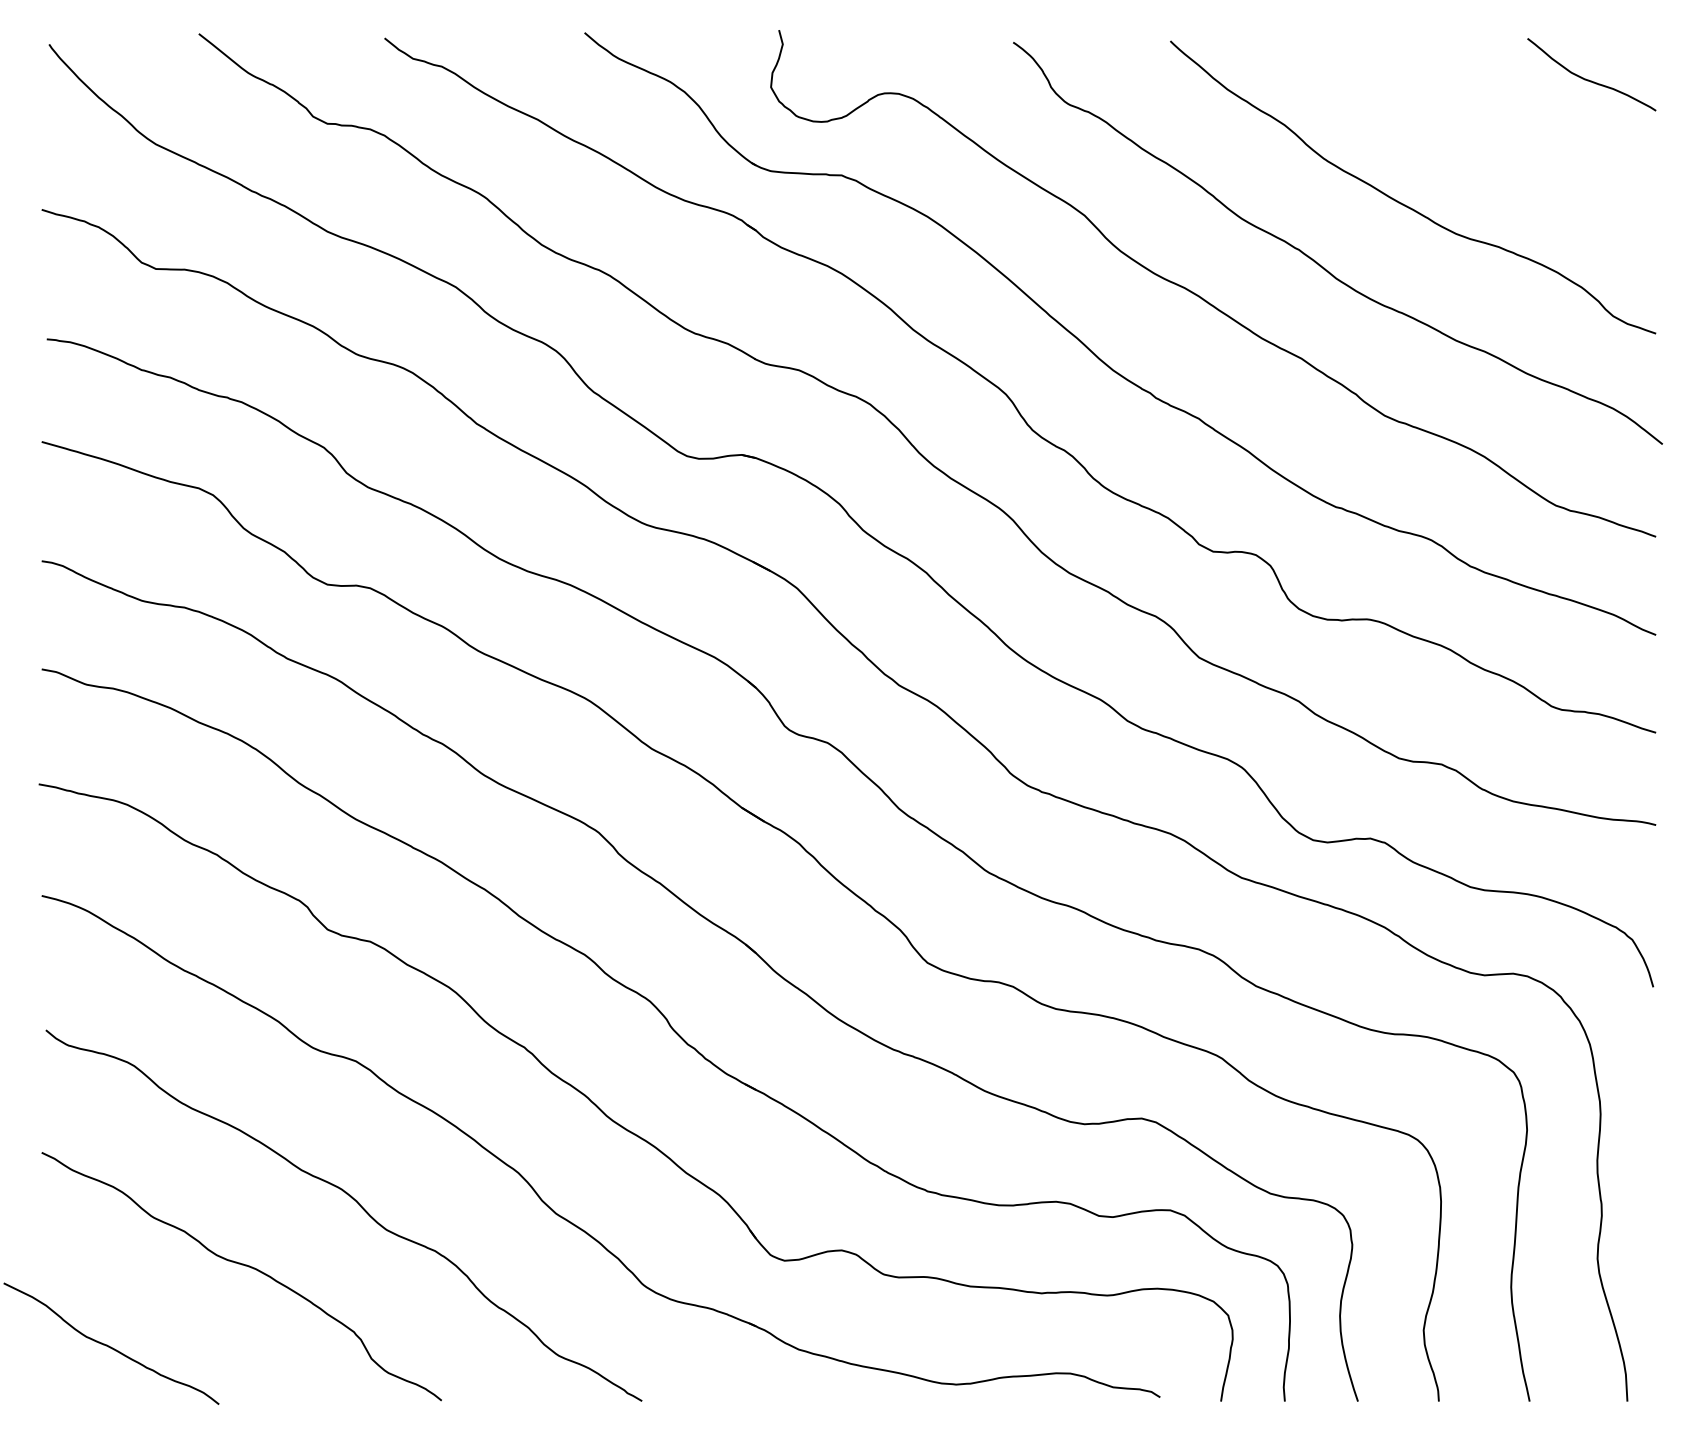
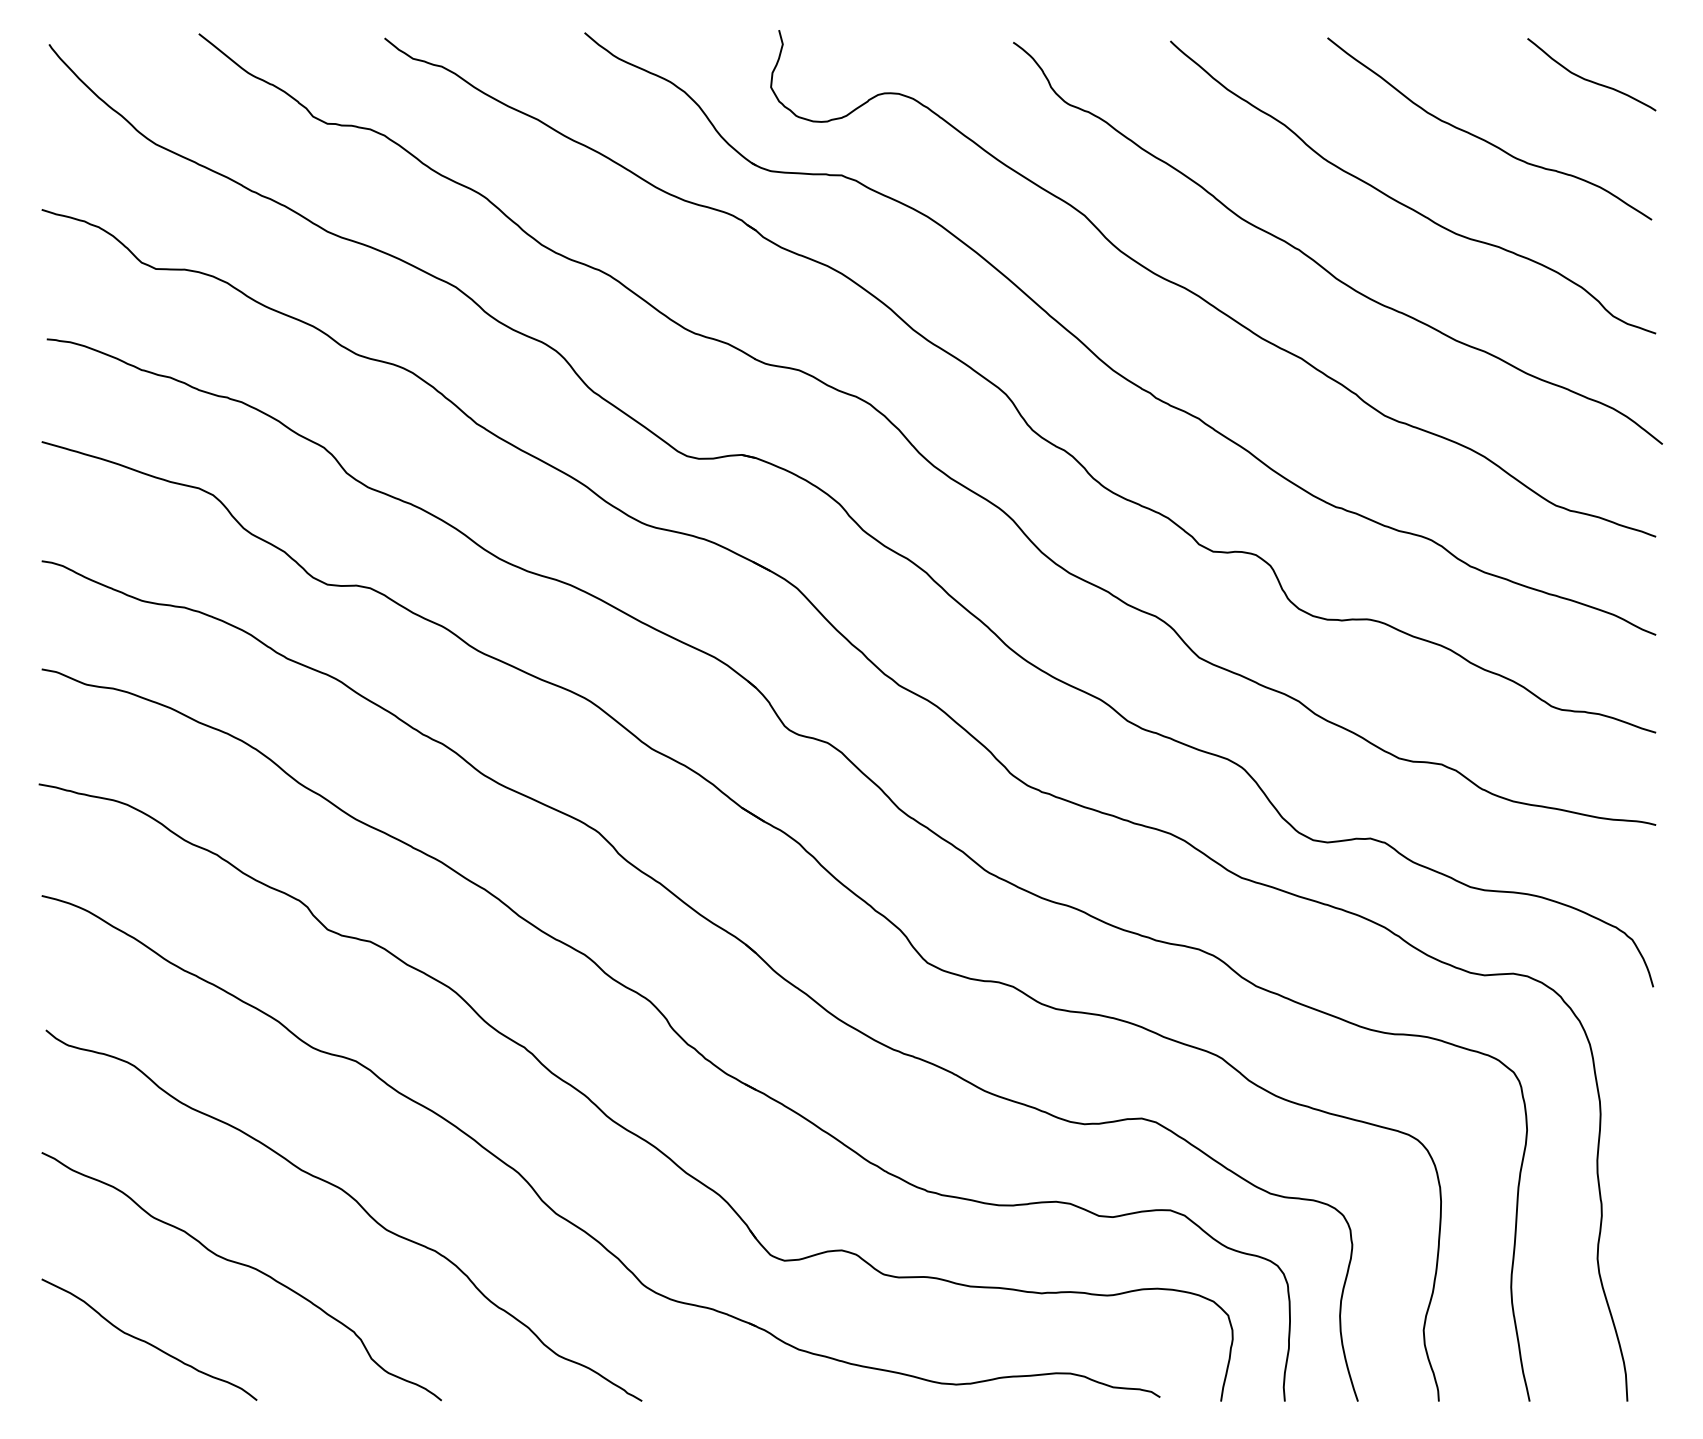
curve: none -> present (1485, 139)
curve position: (109, 1345) -> (147, 1341) (147, 1341)
